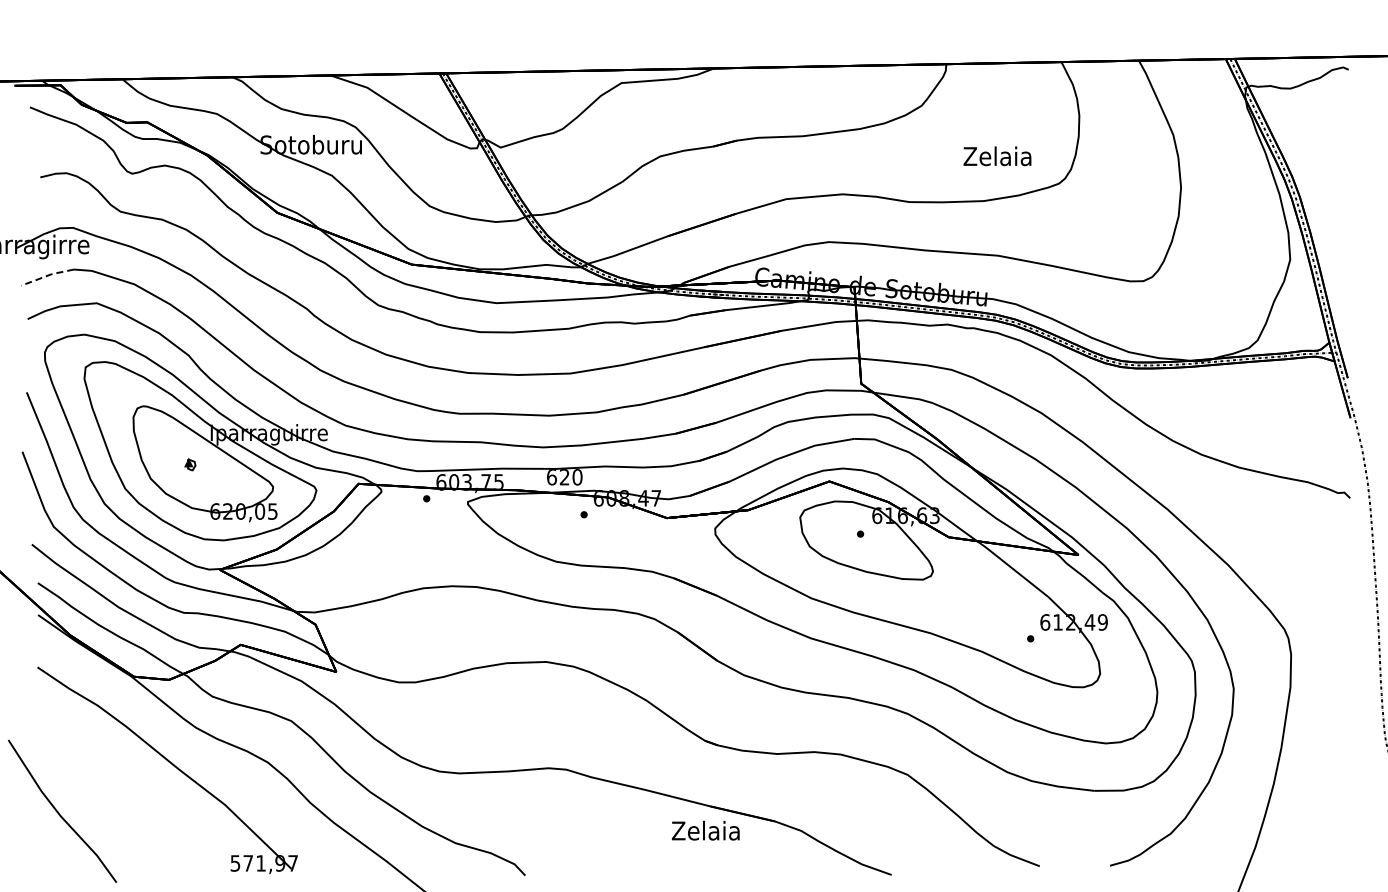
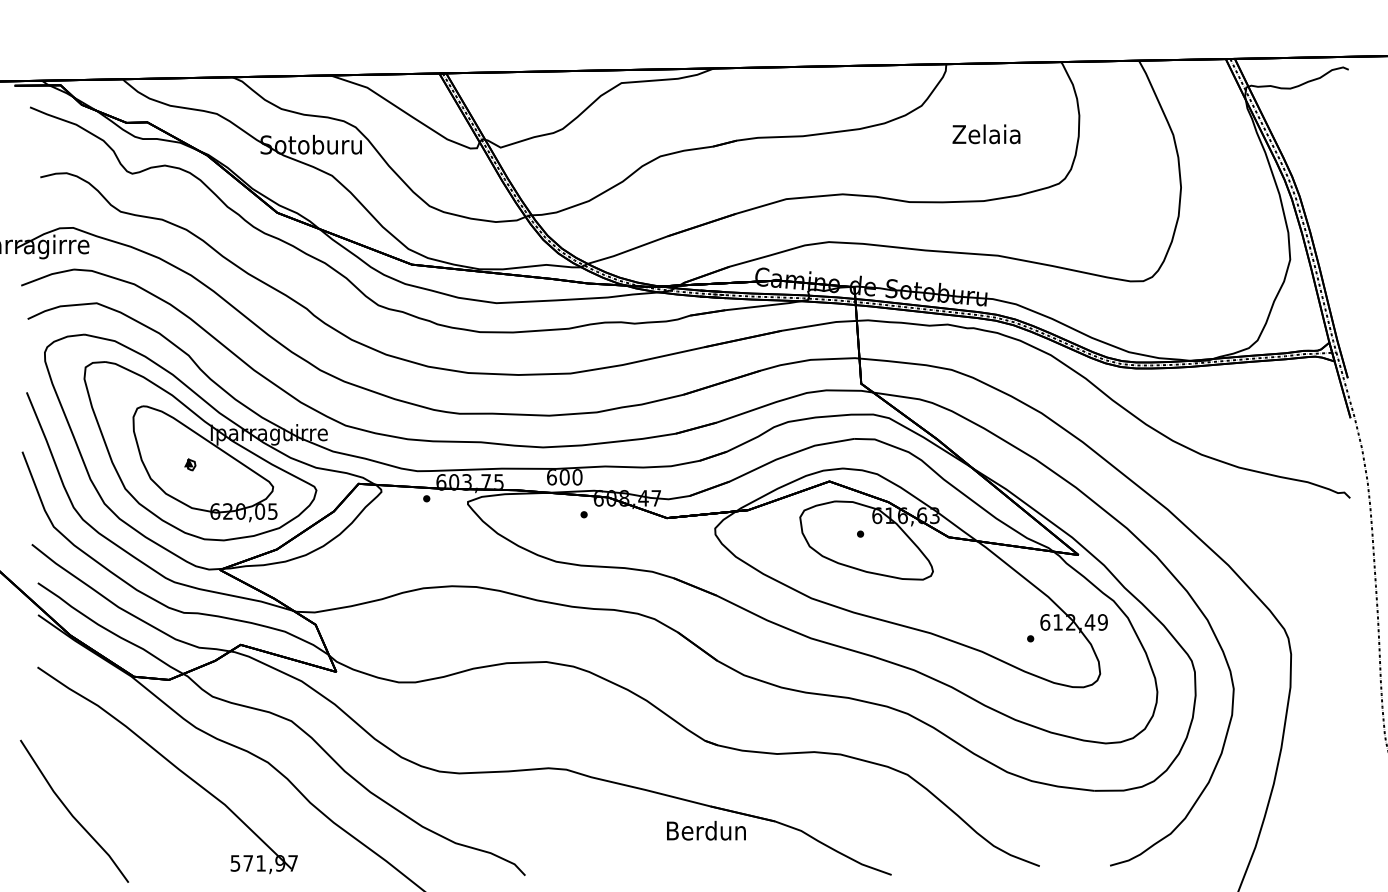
text position: (997, 156) -> (986, 134) (986, 134)
line: dashed -> solid (47, 275)
text: 620 -> 600 (564, 477)
line position: (59, 812) -> (71, 812) (71, 812)
text: Zelaia -> Berdun (706, 830)
